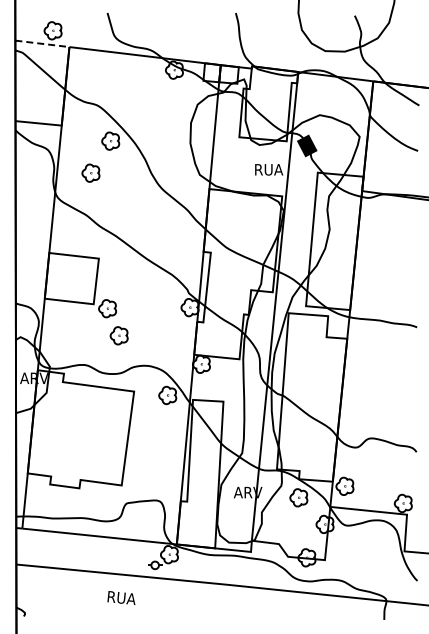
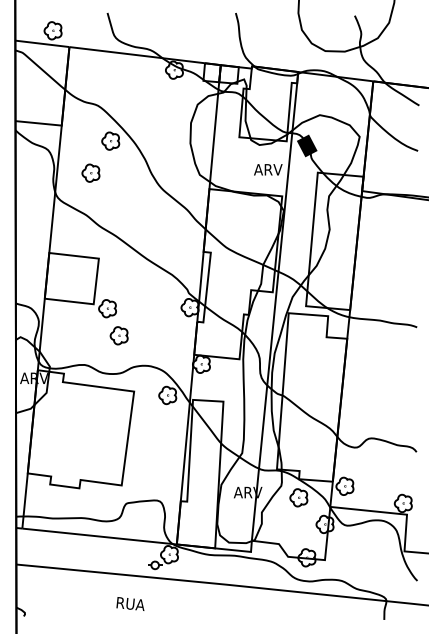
line: dashed -> solid (41, 43)
text: RUA -> ARV (268, 169)
text position: (121, 597) -> (130, 603) (130, 603)
